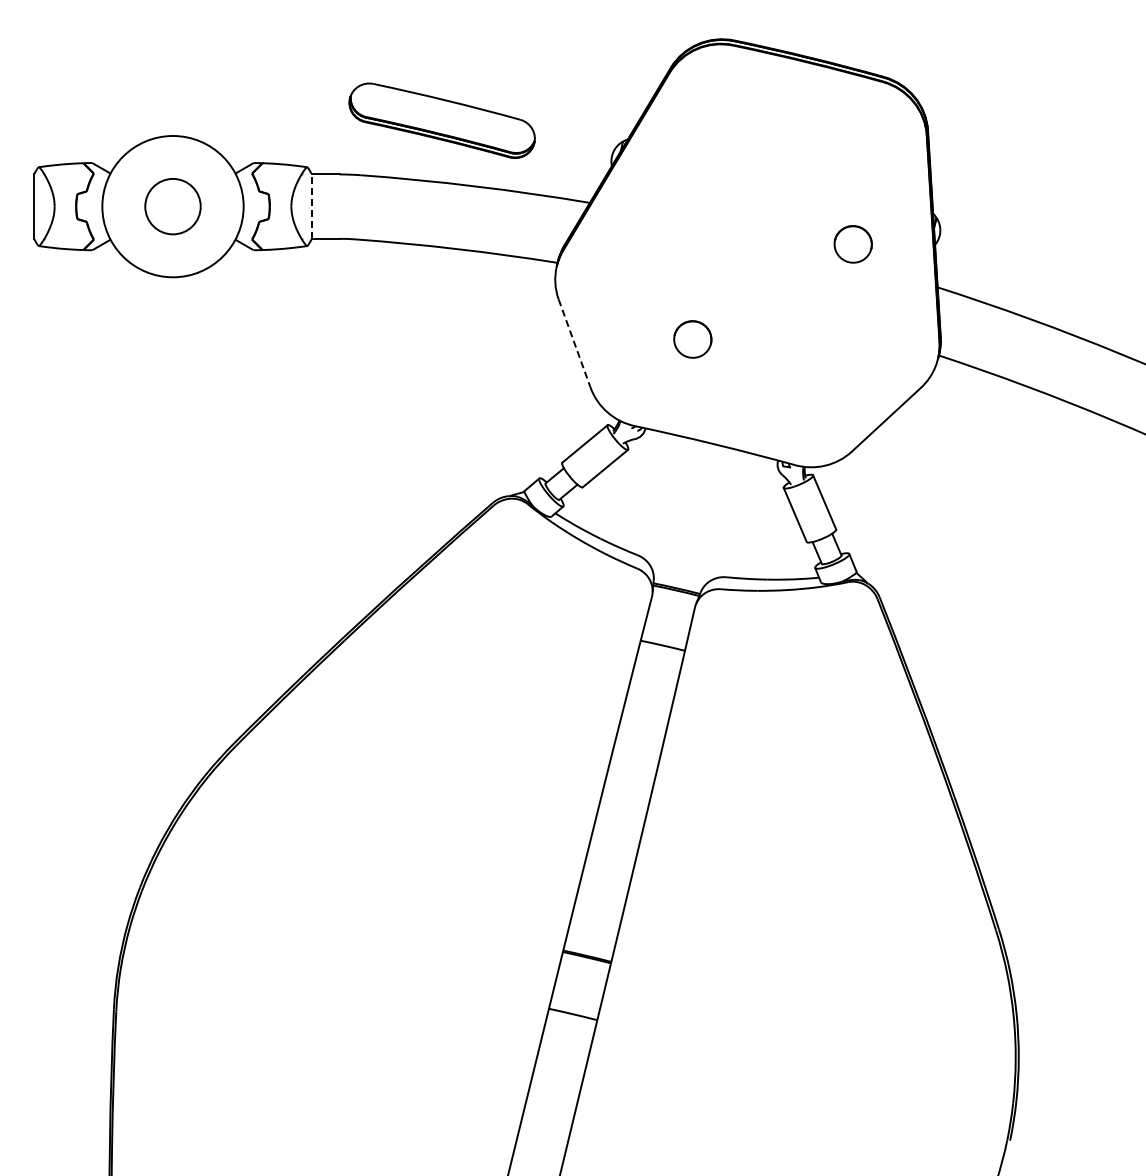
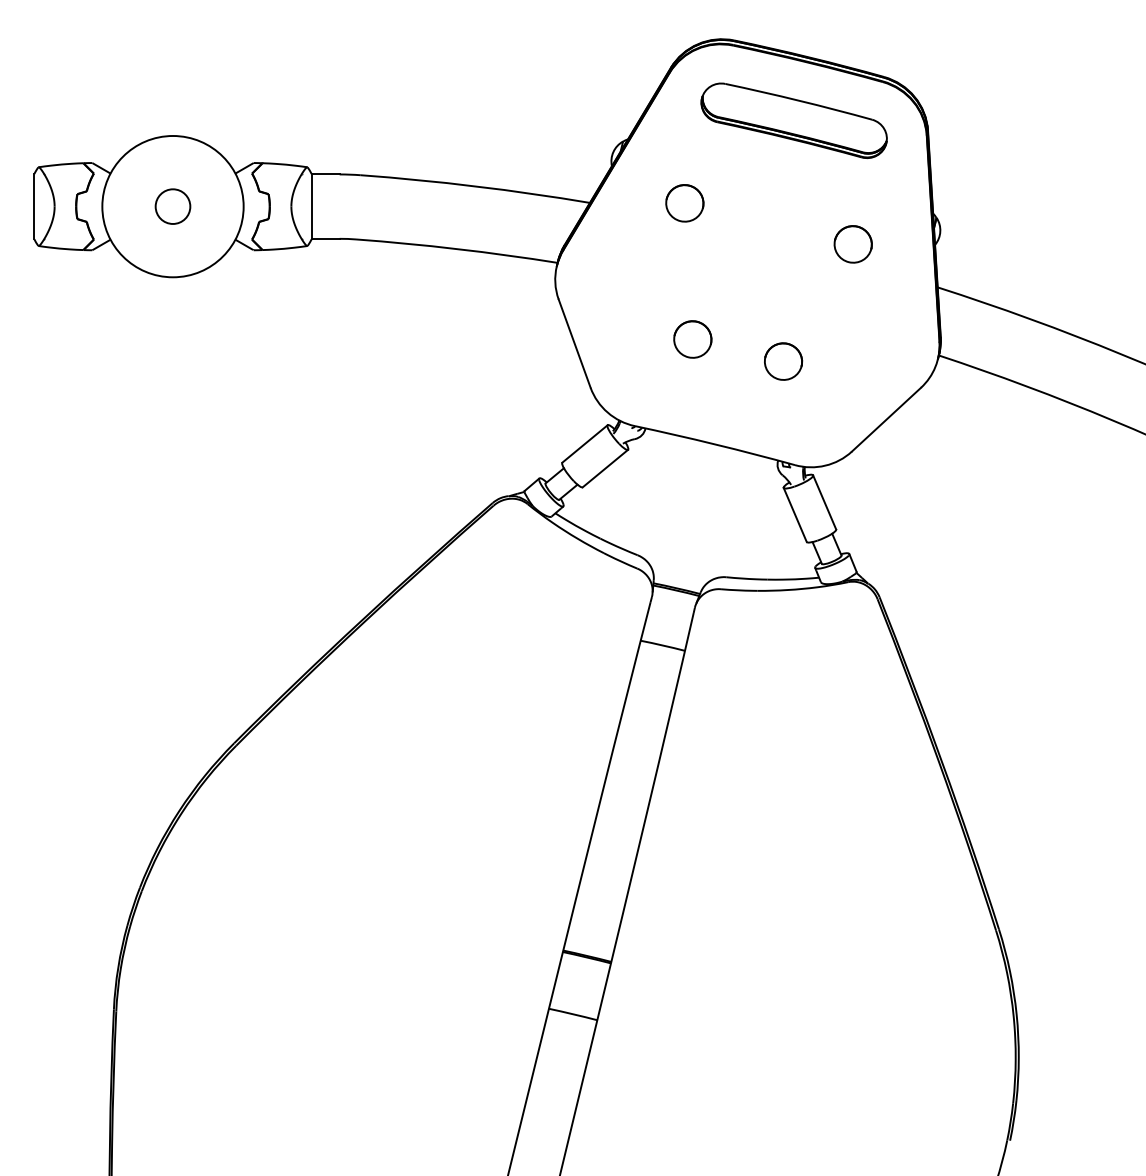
part position: (441, 120) -> (793, 120) (793, 120)
part: none -> present (684, 203)
circle diameter: 55 px -> 35 px (172, 206)
line: dashed -> solid (311, 206)
line: dashed -> solid (574, 343)
part: none -> present (783, 361)
